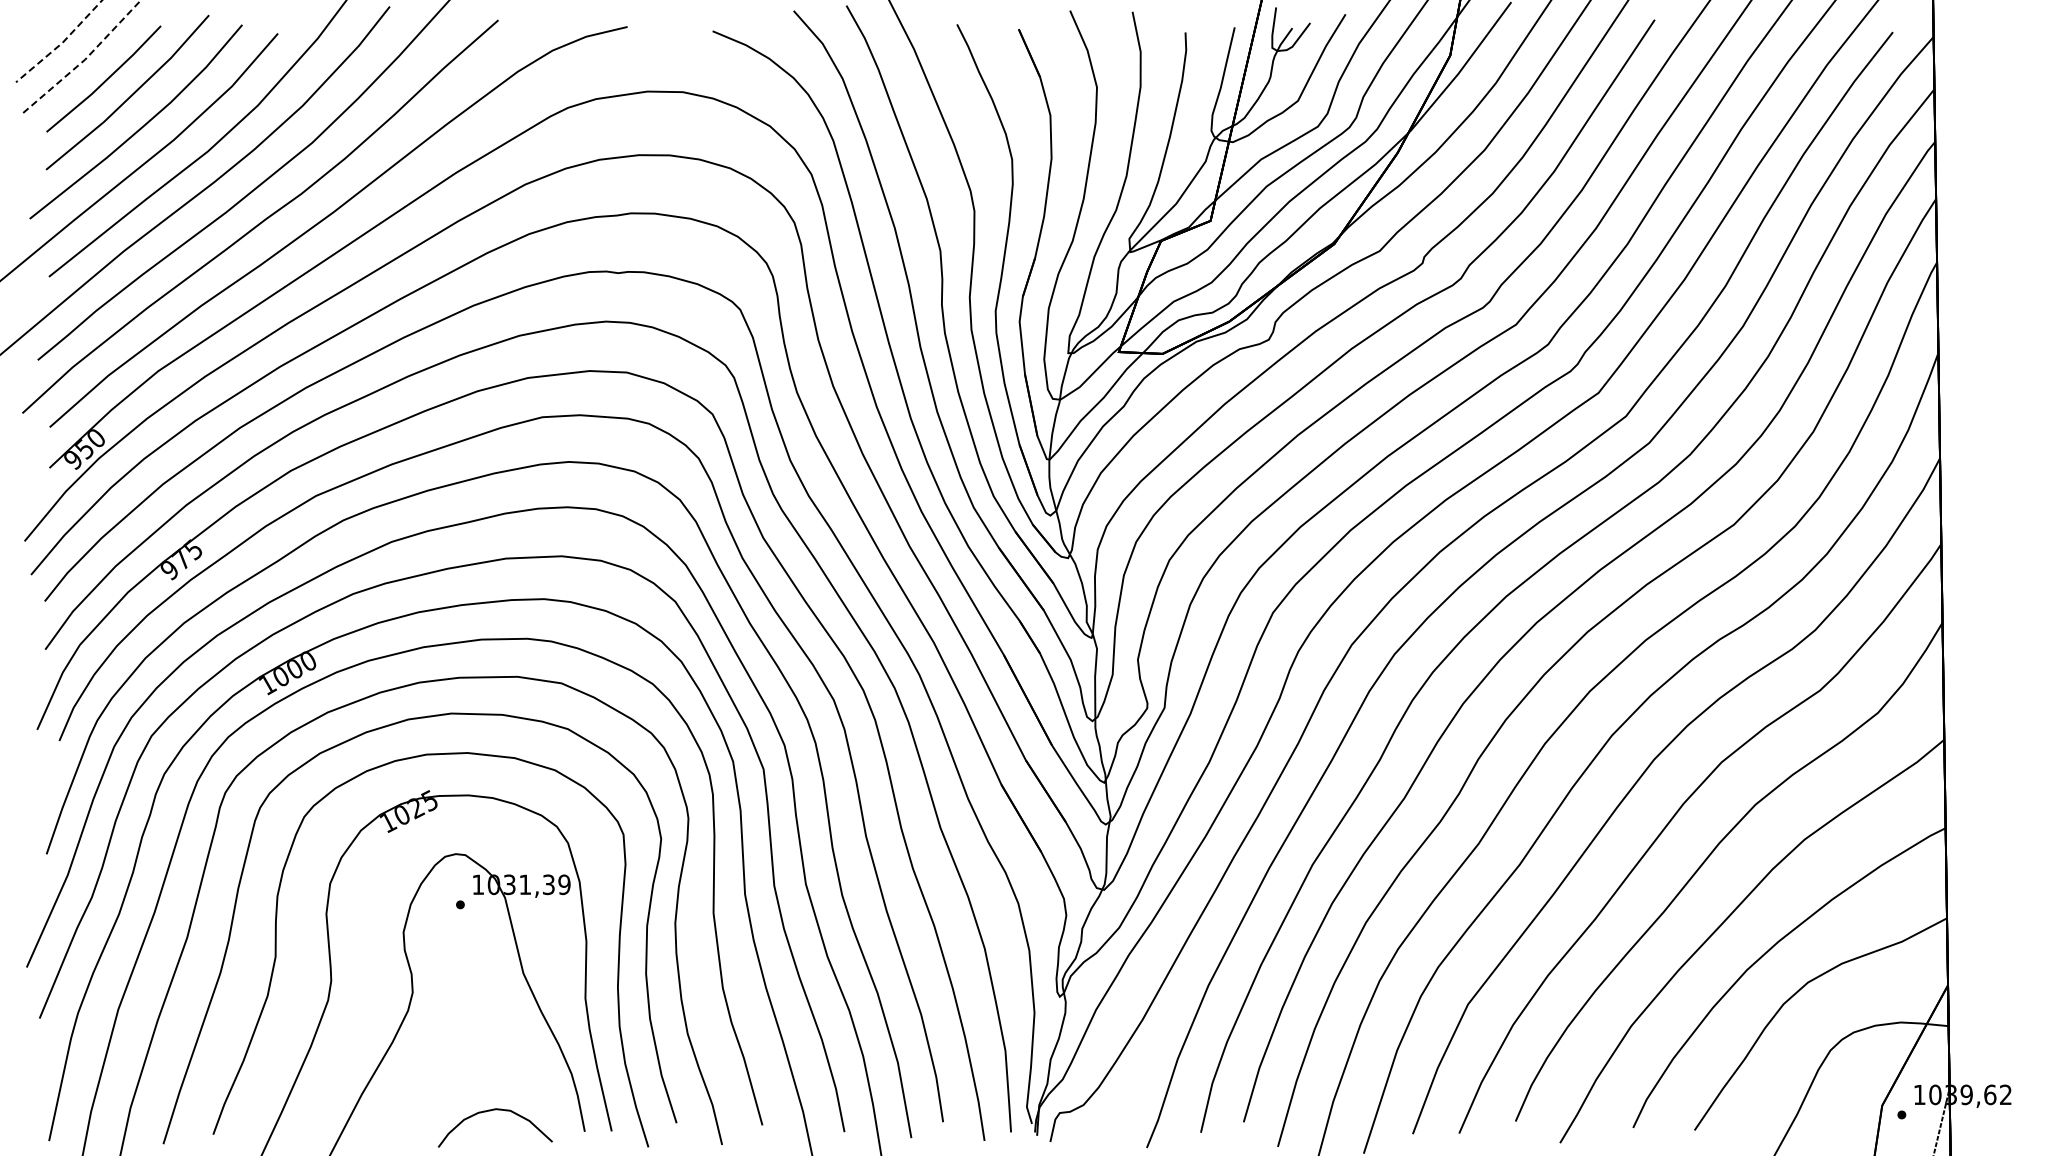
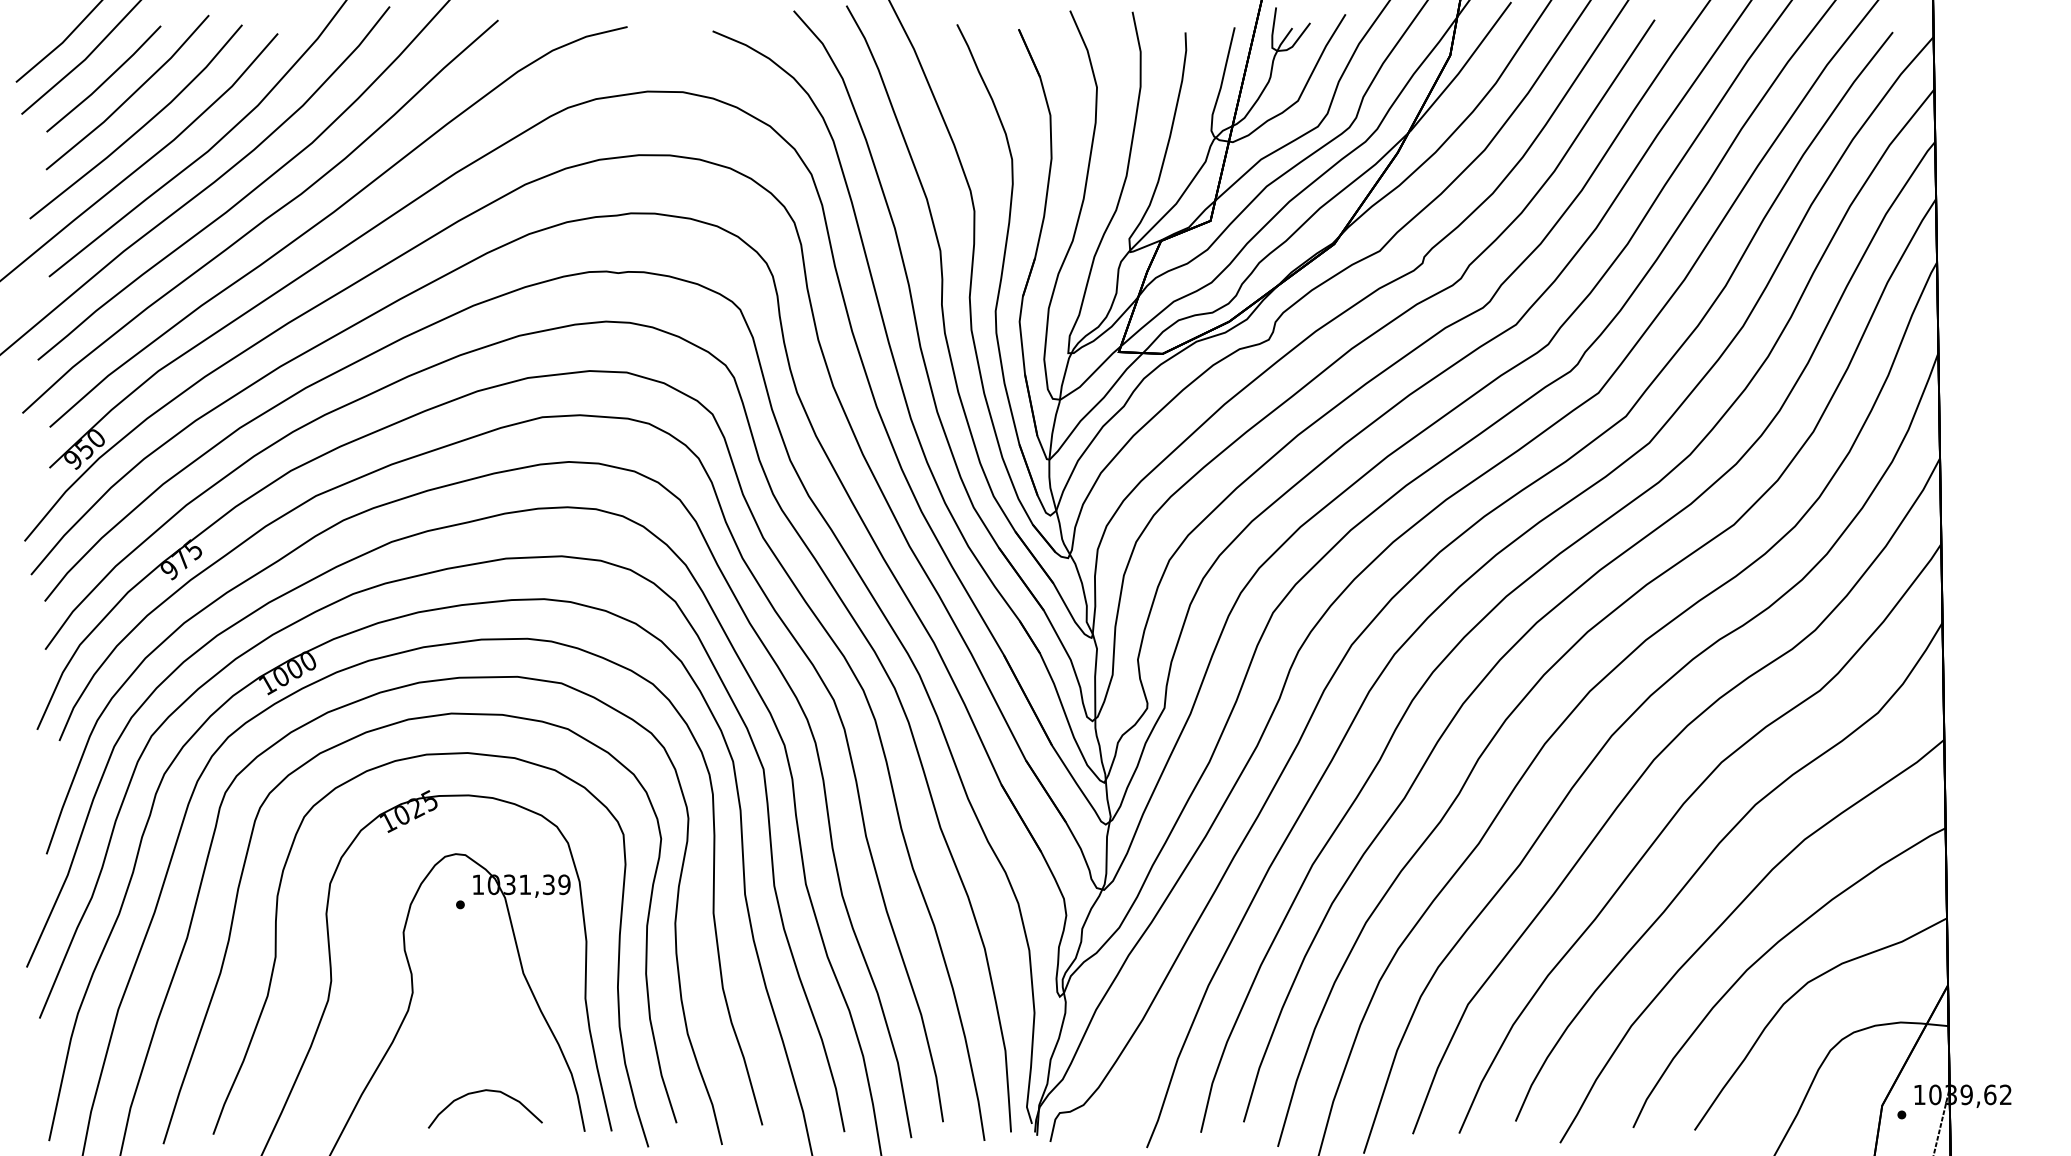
line: dashed -> solid (61, 43)
line: dashed -> solid (84, 60)
curve position: (490, 1111) -> (480, 1092) (480, 1092)
